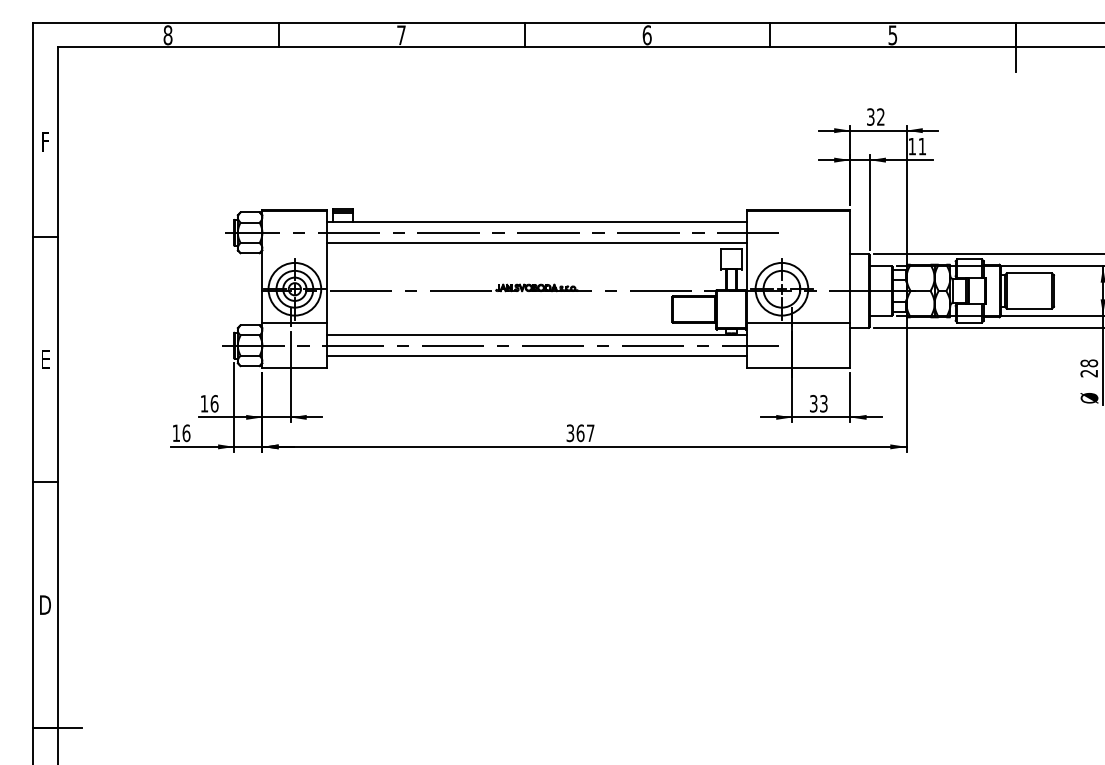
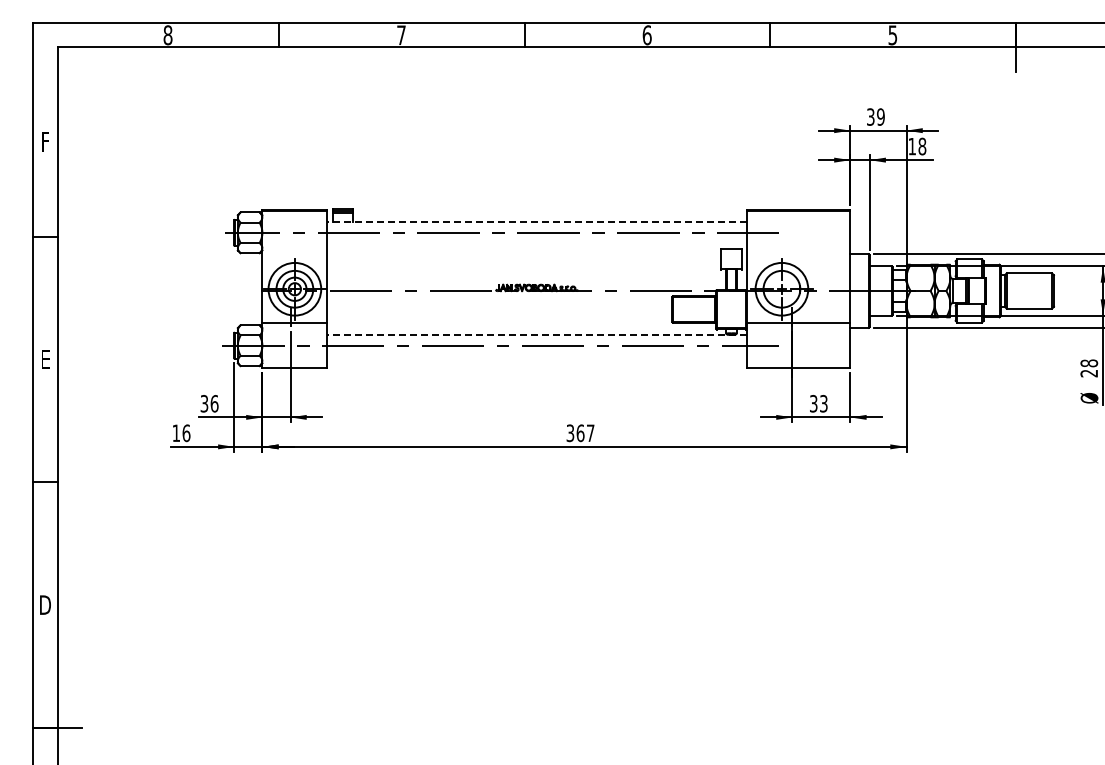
text: 32 -> 39 (880, 116)
text: 11 -> 18 (922, 146)
line: solid -> dashed (537, 222)
line: present -> none (536, 243)
line: solid -> dashed (537, 335)
line: present -> none (536, 356)
text: 16 -> 36 (204, 403)
